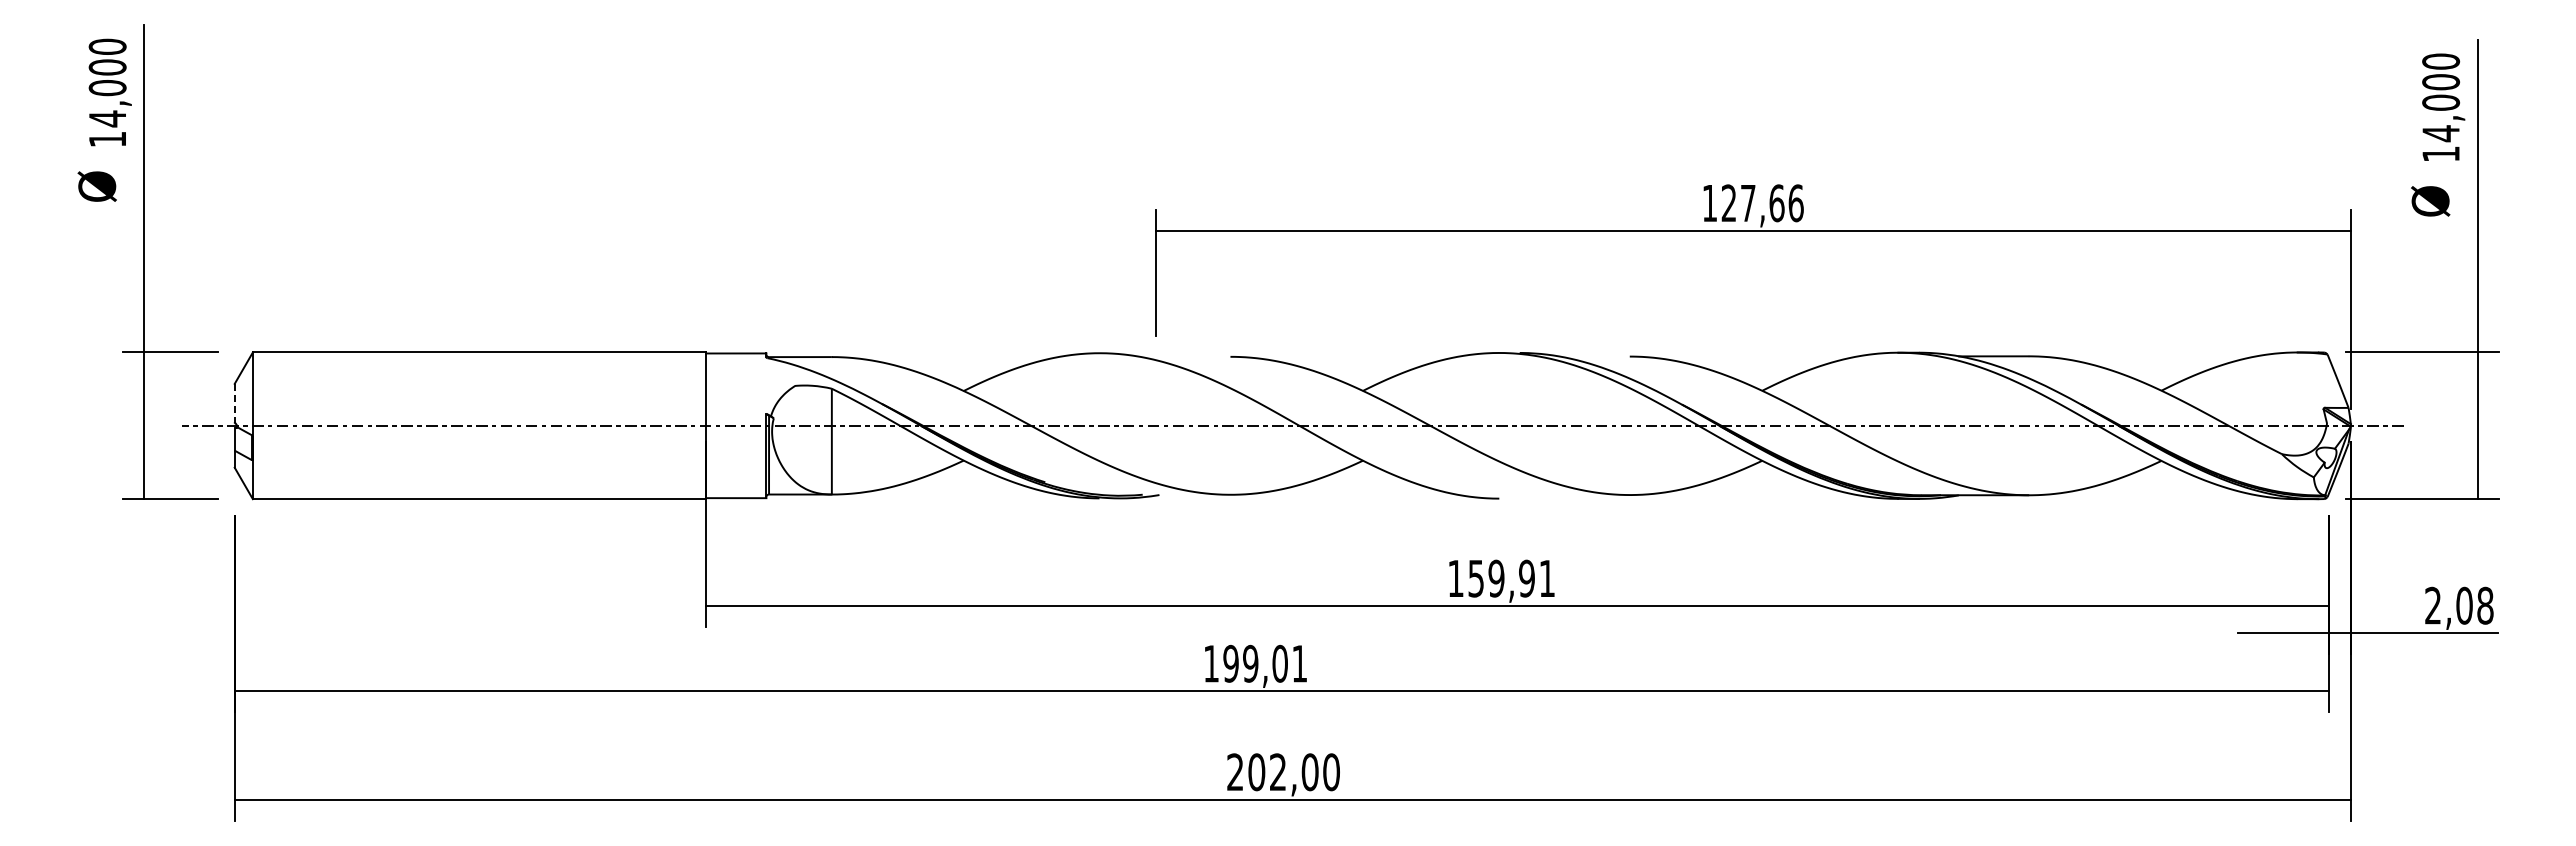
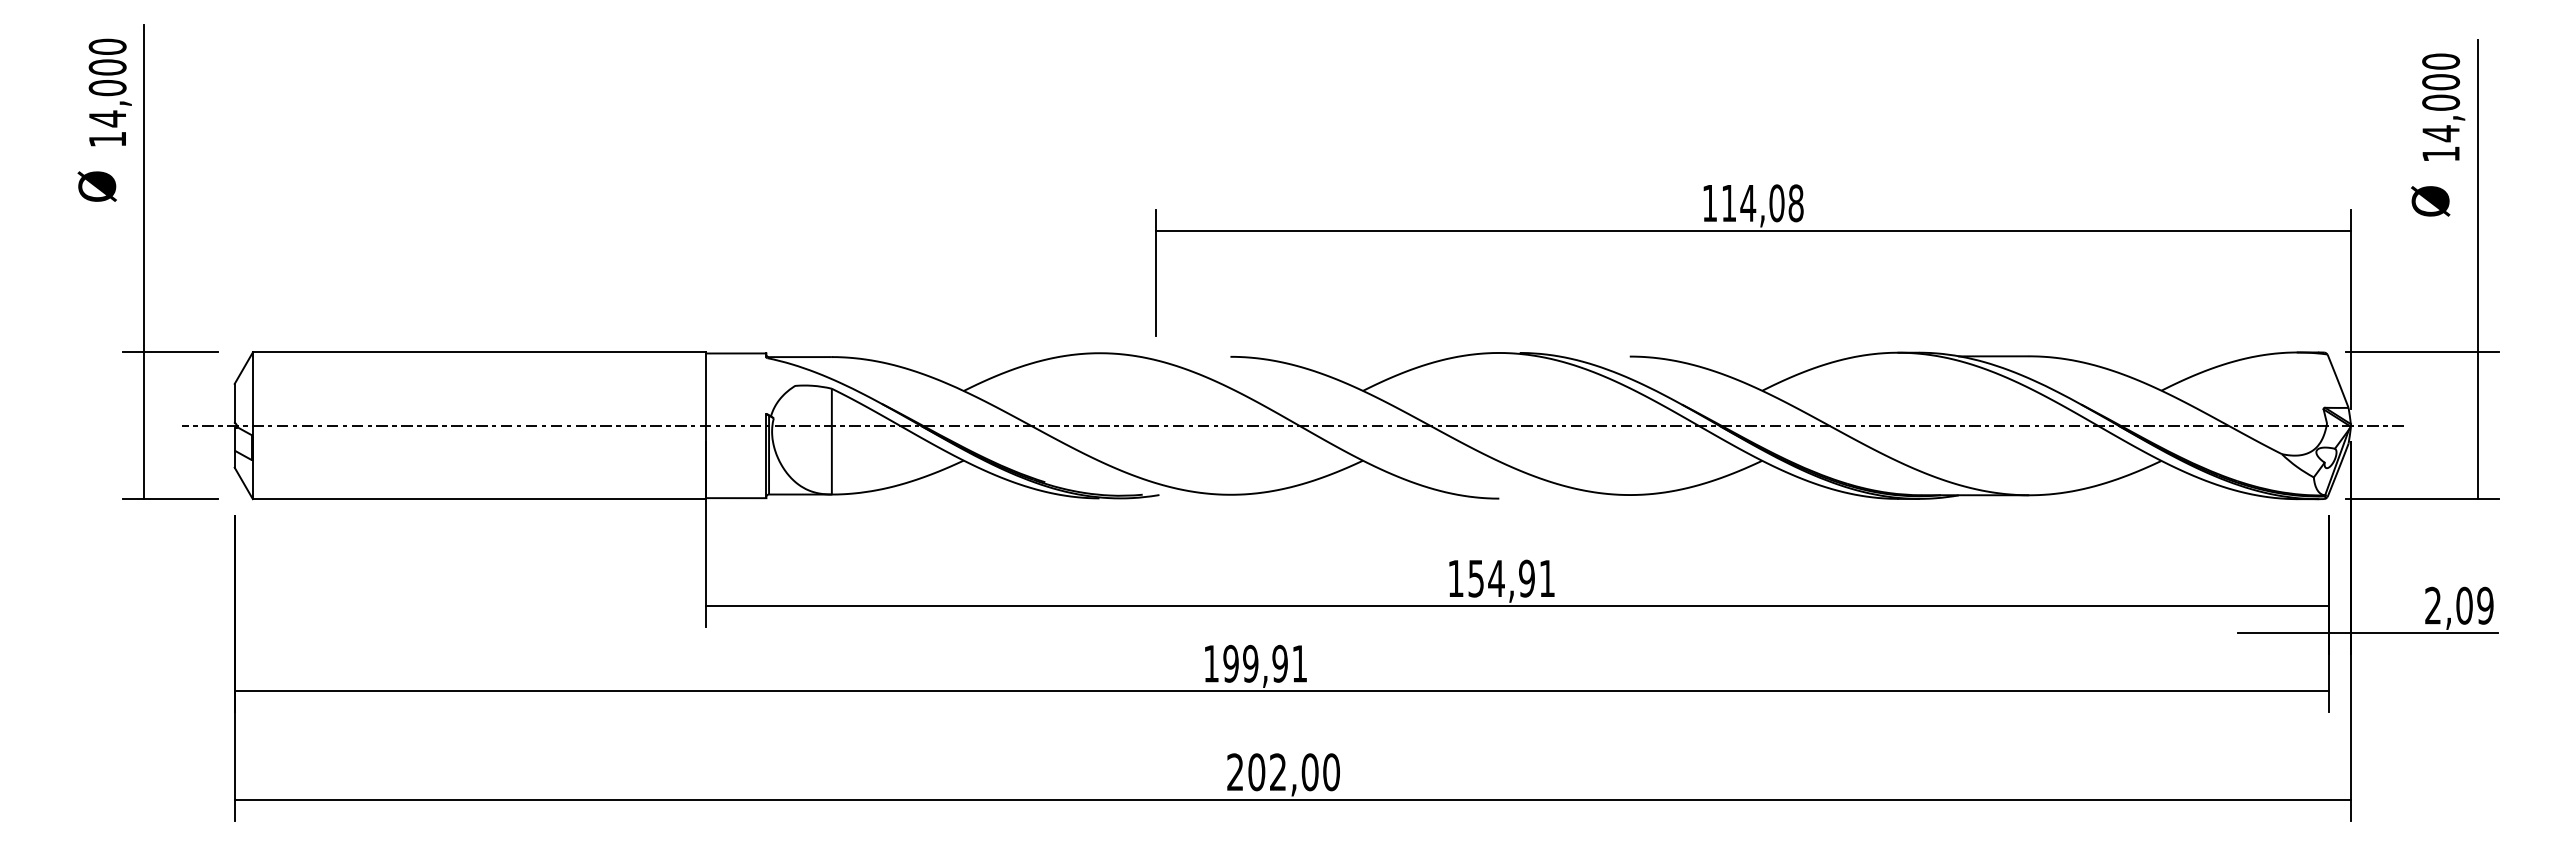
text: 127,66 -> 114,08 (1762, 203)
line: dashed -> solid (234, 403)
text: 159,91 -> 154,91 (1496, 578)
text: 2,08 -> 2,09 (2485, 605)
text: 199,01 -> 199,91 (1279, 663)
